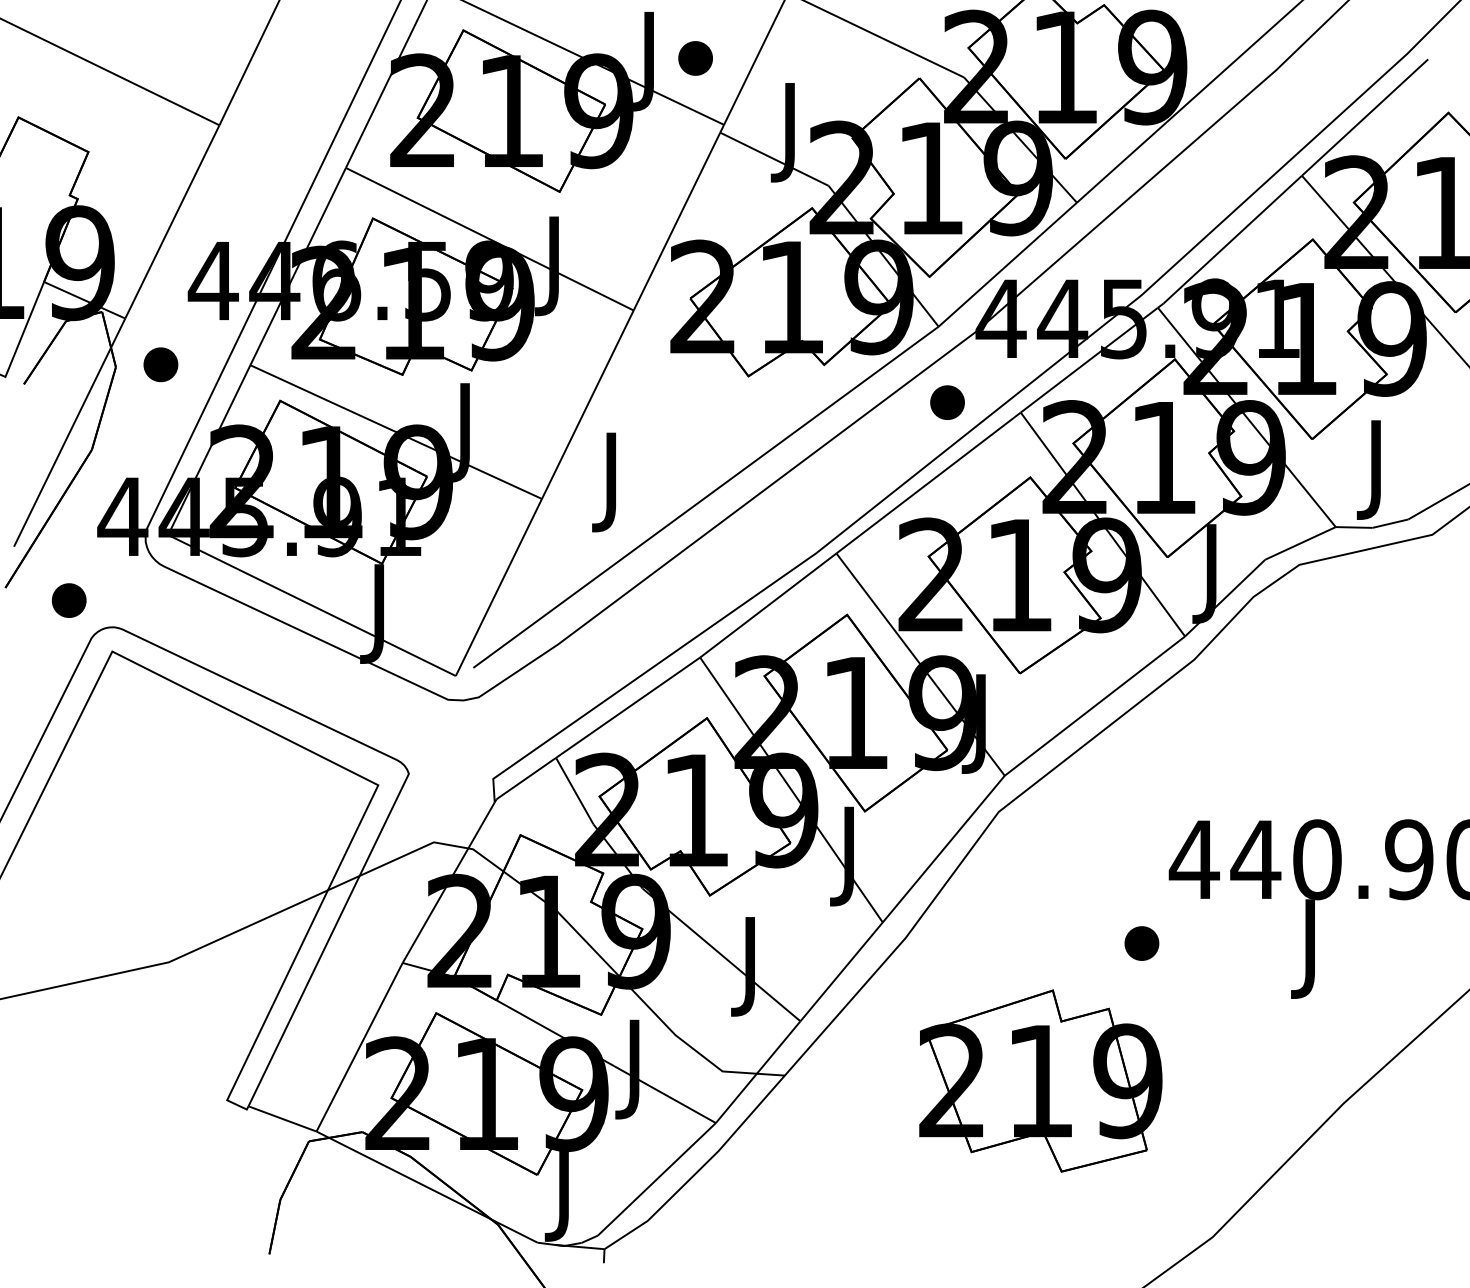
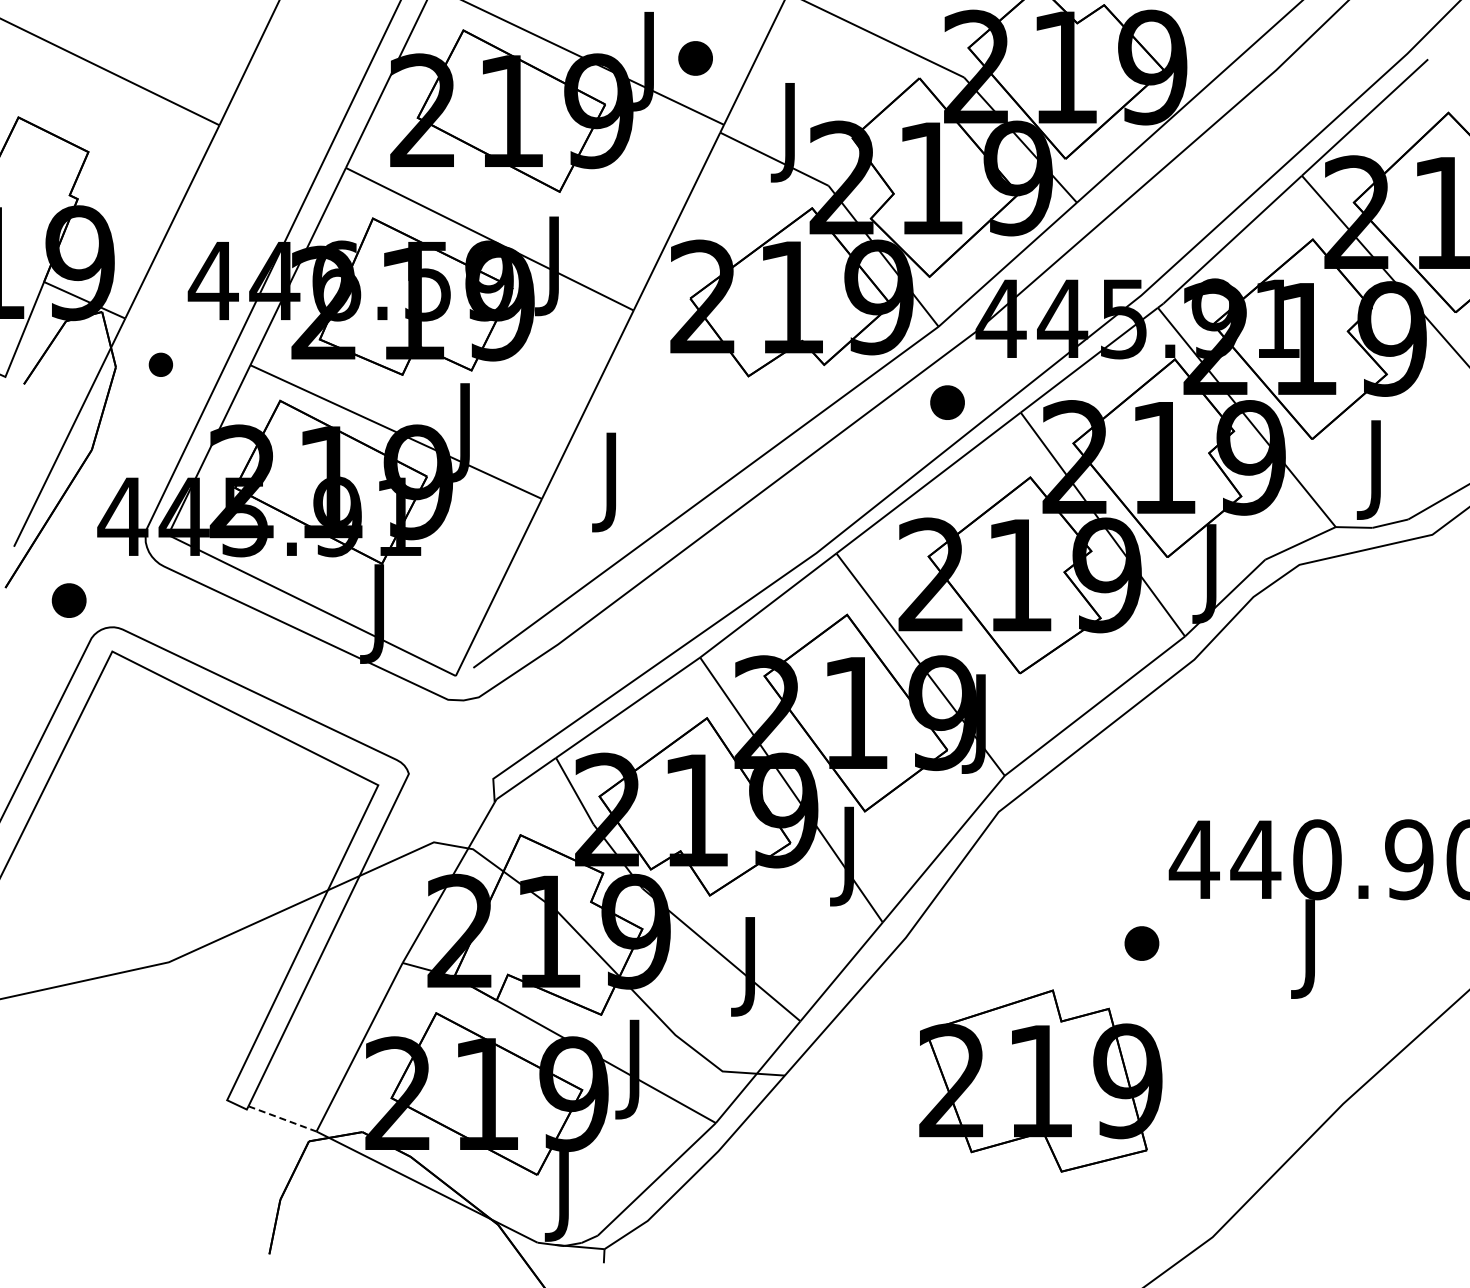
part size: 36x36 px -> 25x25 px (160, 364)
line: solid -> dashed (283, 1119)
